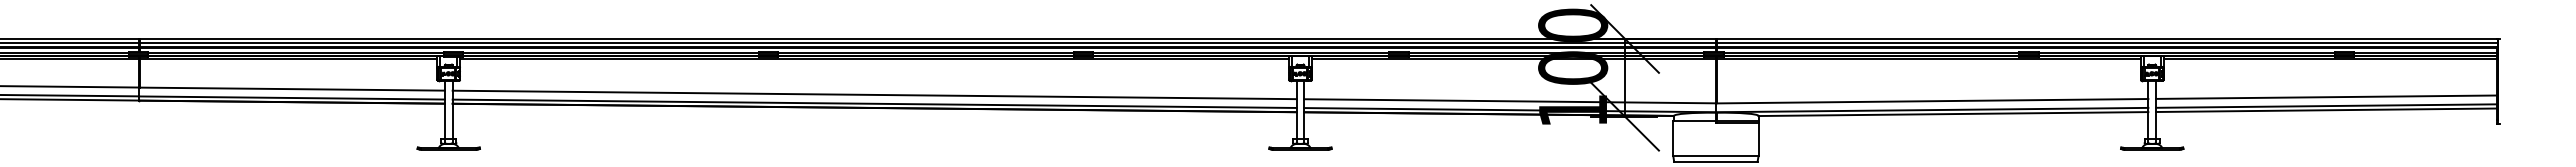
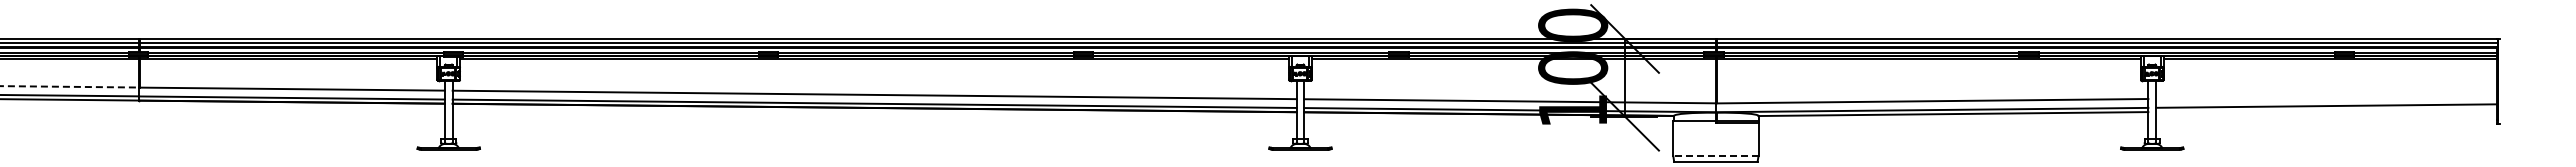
line: solid -> dashed (70, 86)
line: present -> none (2326, 96)
line: present -> none (2326, 110)
line: solid -> dashed (1715, 156)
